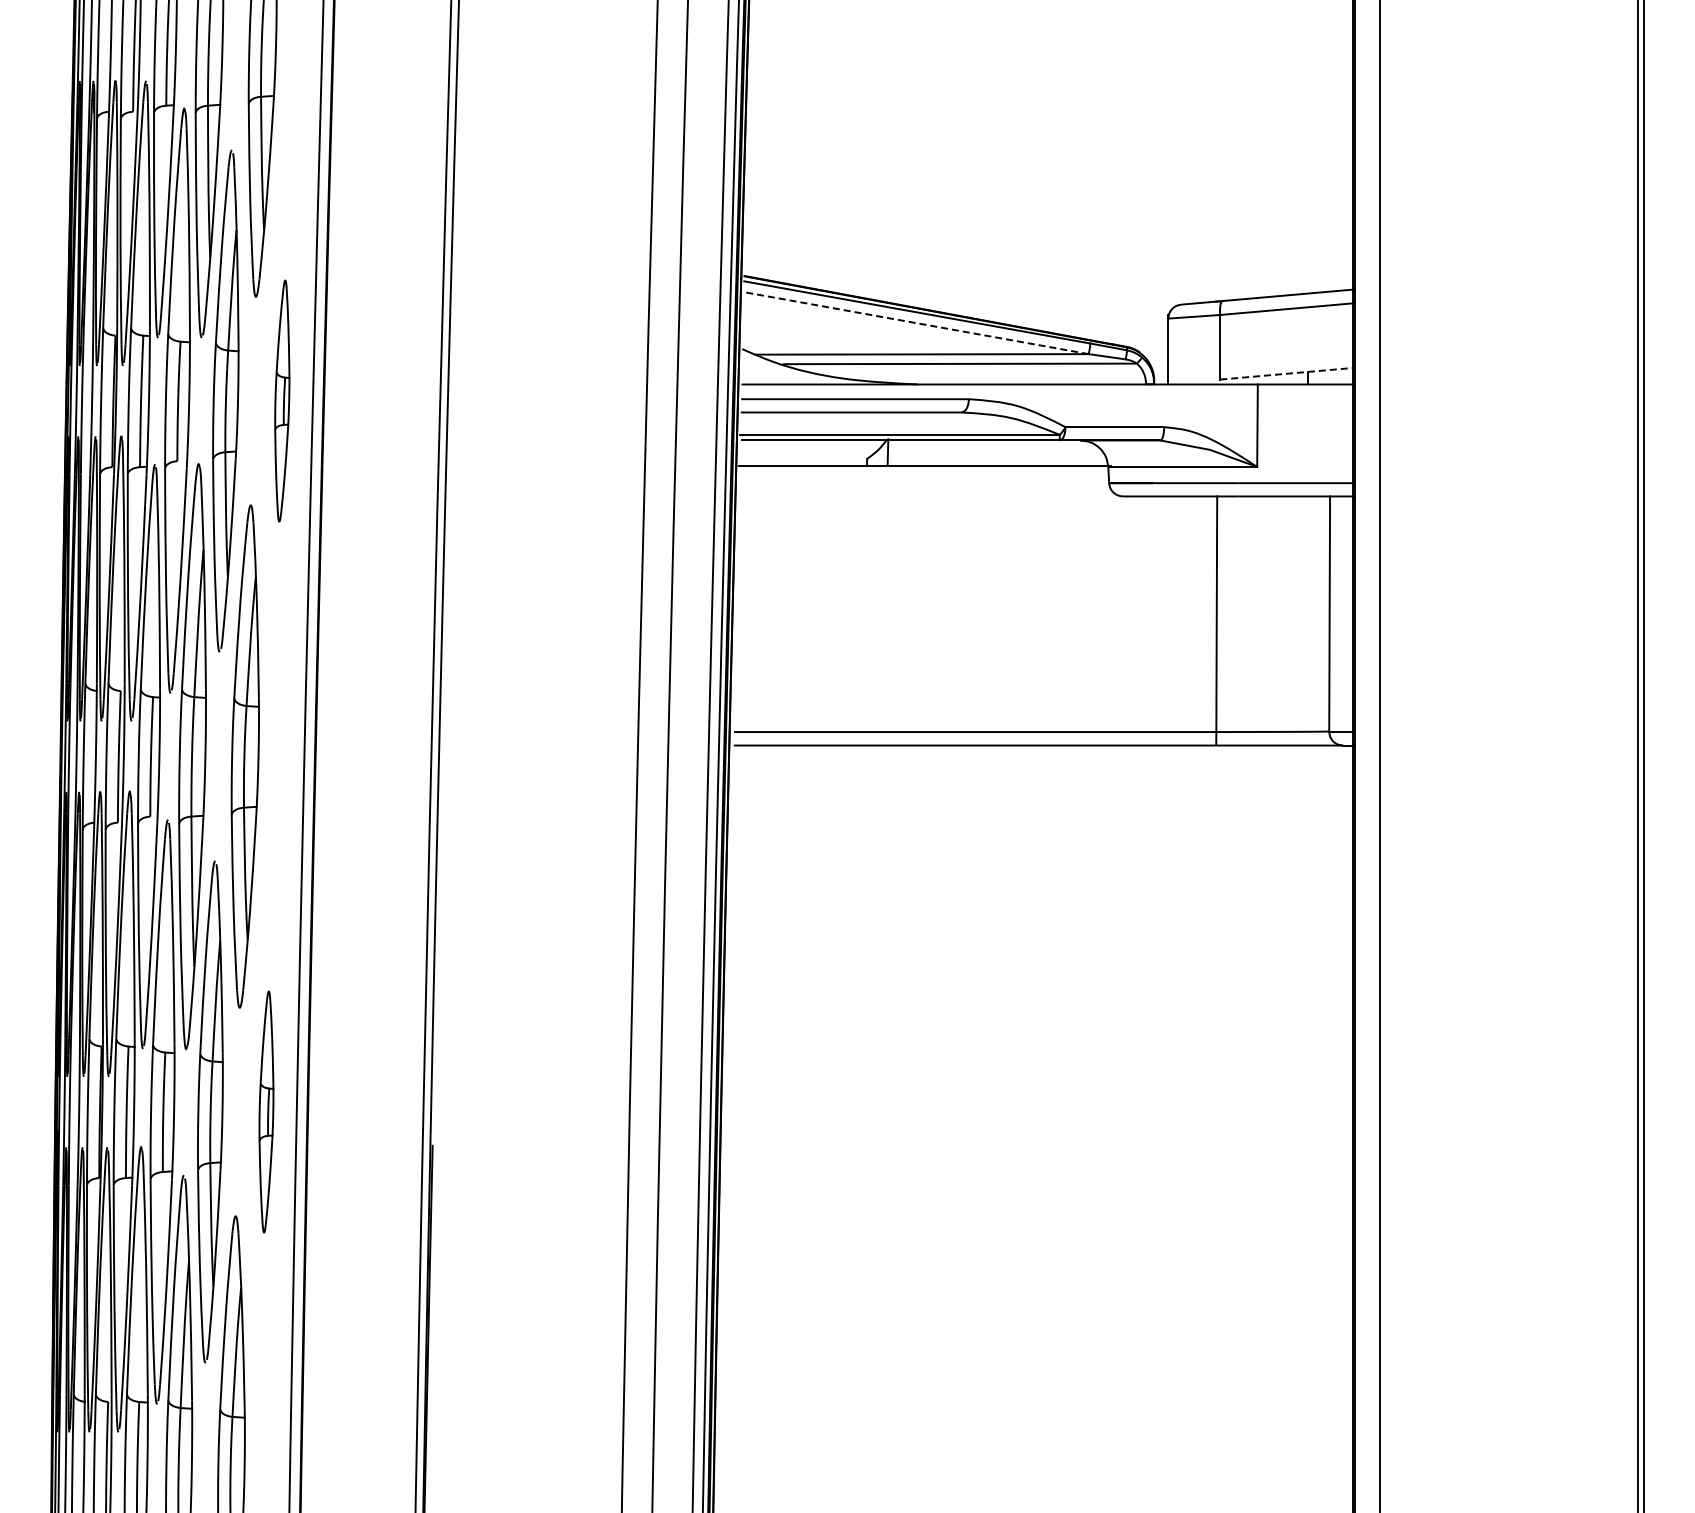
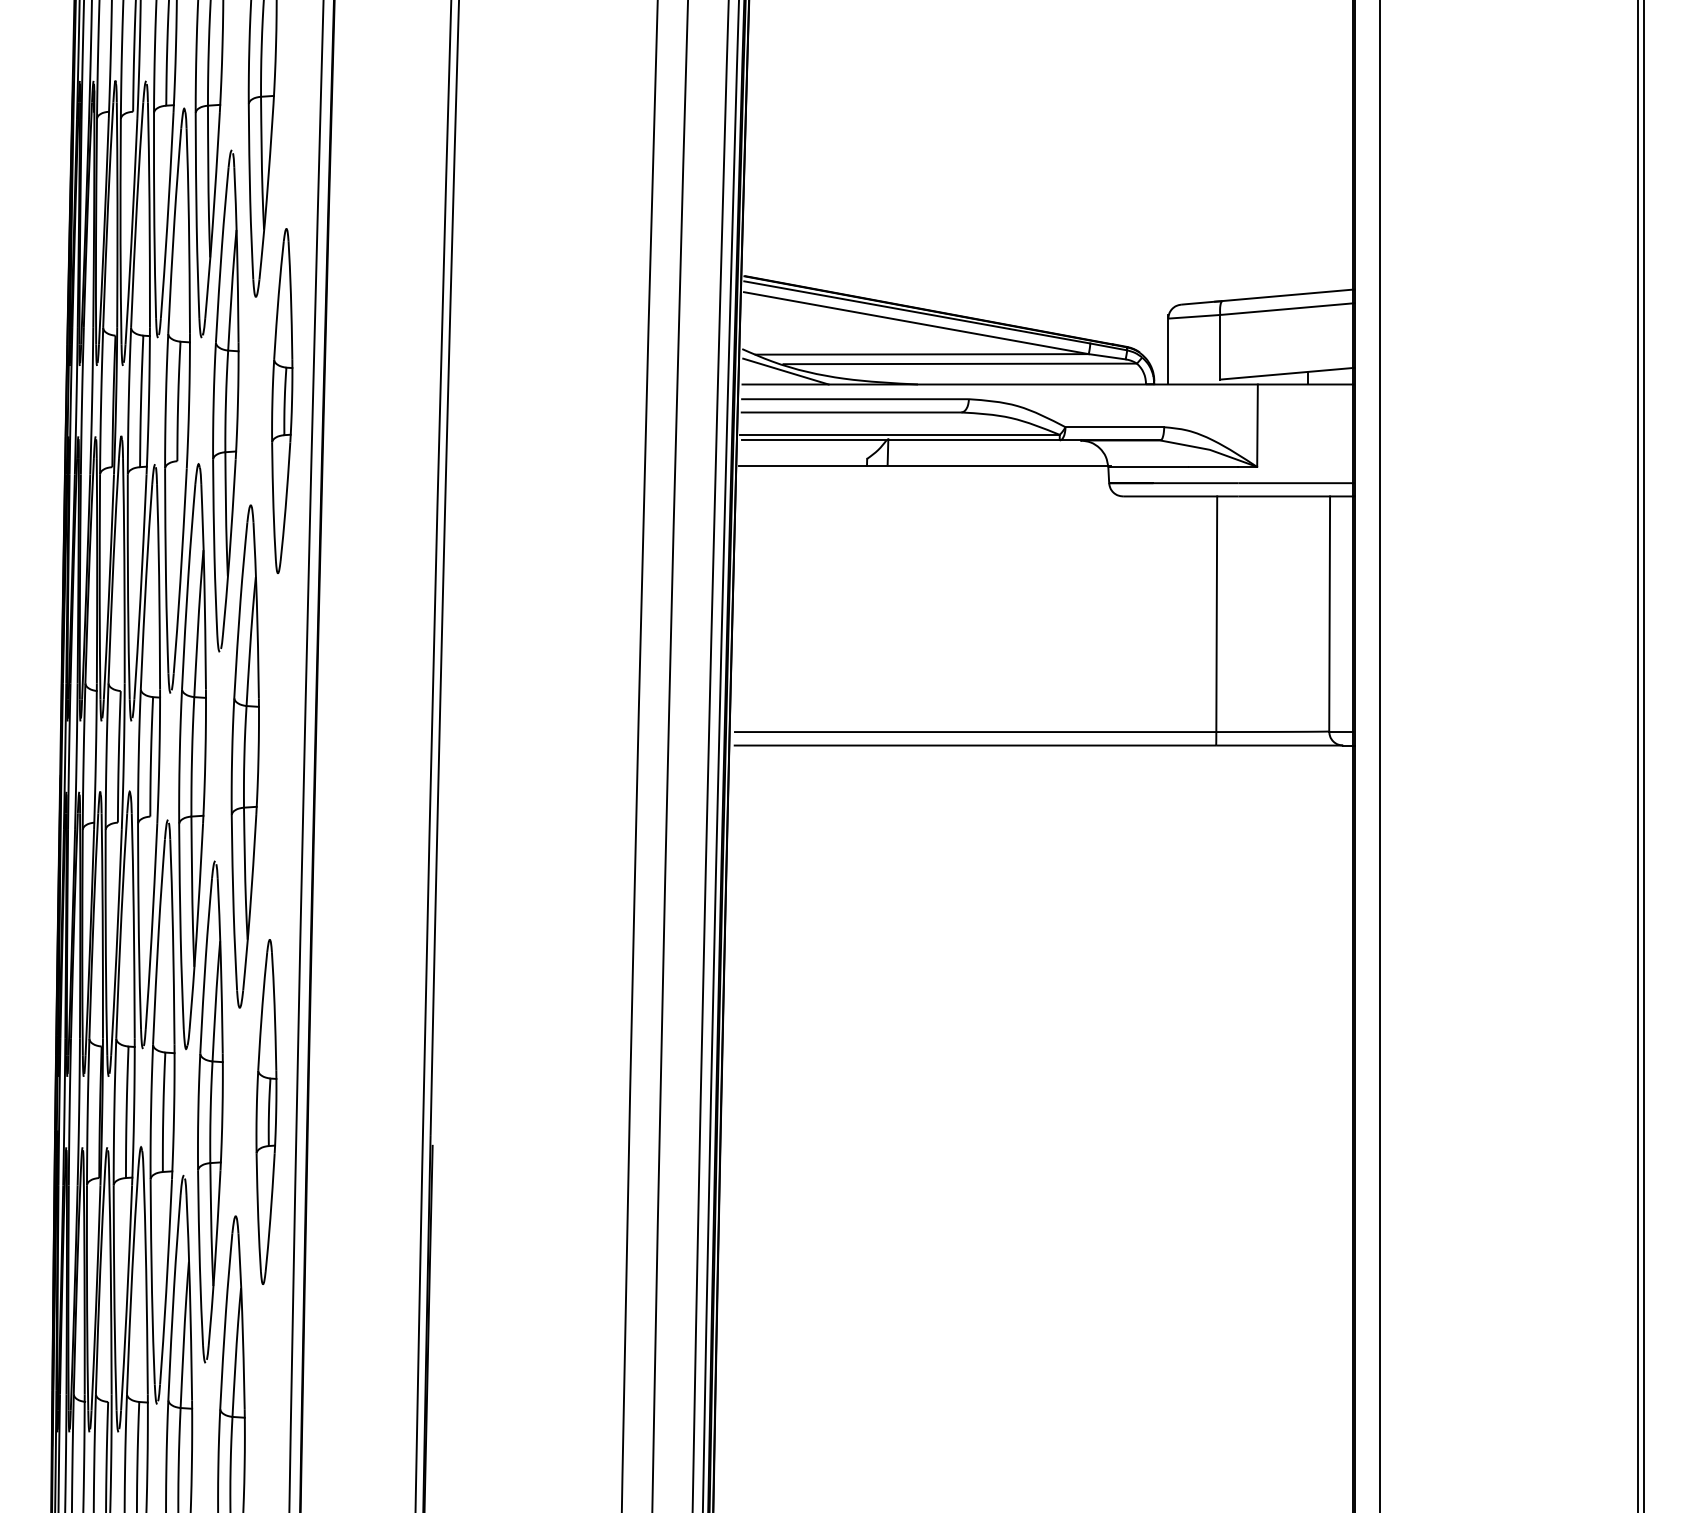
line: dashed -> solid (915, 323)
line: none -> present (785, 371)
line: dashed -> solid (1287, 373)
part size: 17x244 px -> 23x346 px (282, 400)
part size: 17x244 px -> 23x346 px (266, 1111)
